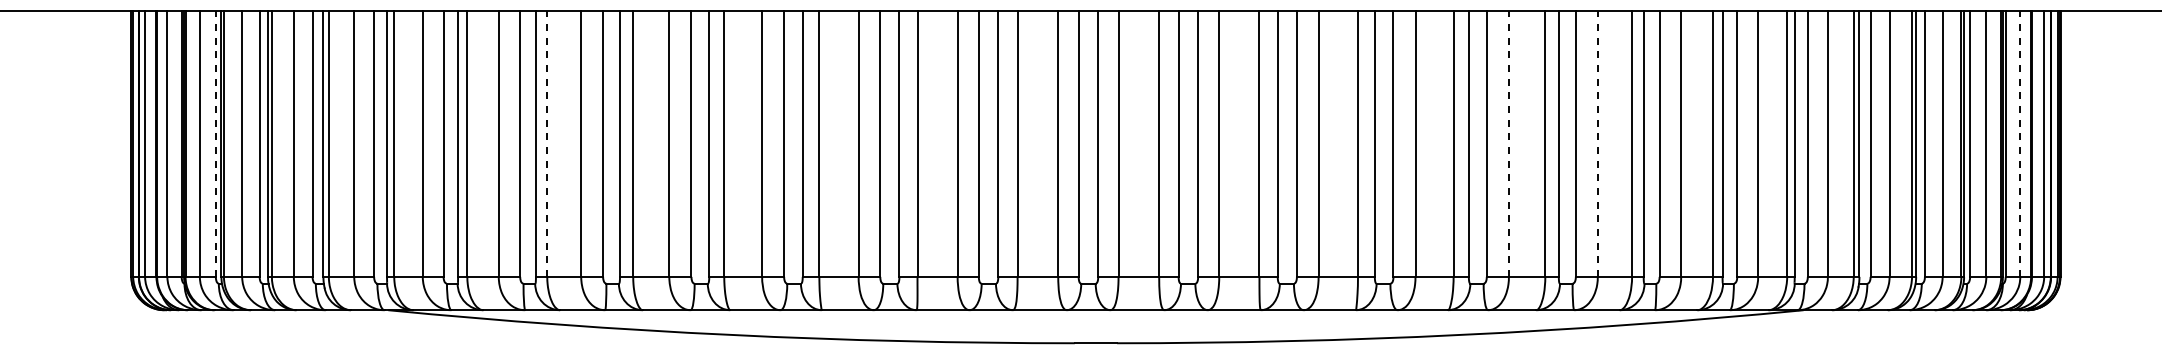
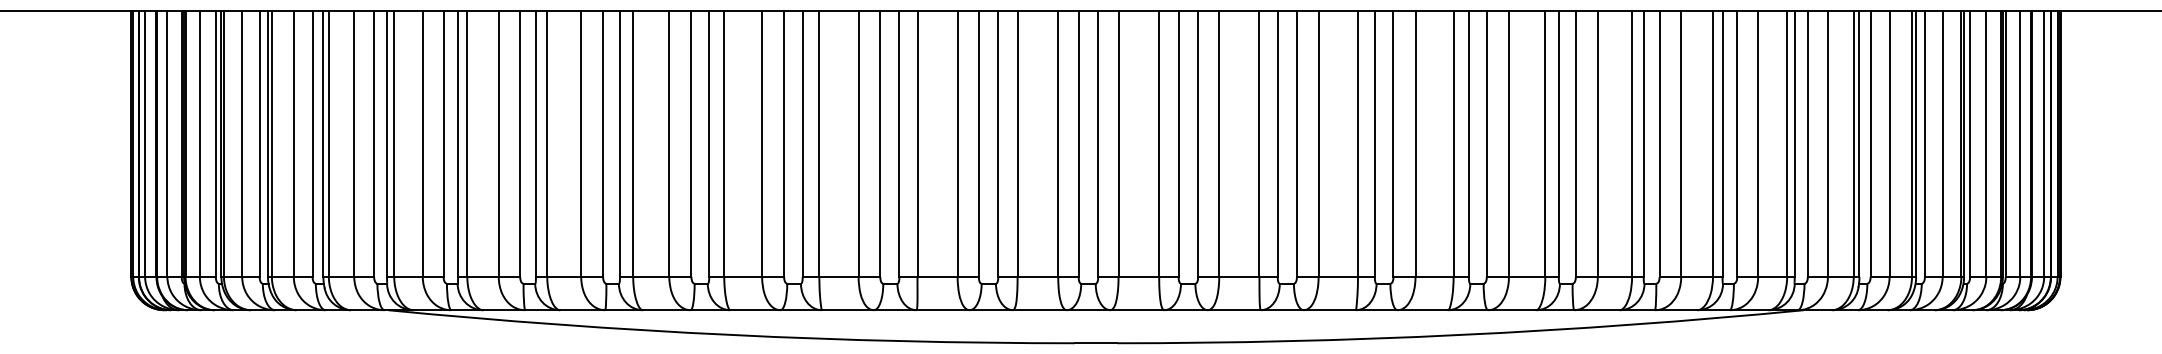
line: dashed -> solid (215, 143)
line: dashed -> solid (547, 143)
line: dashed -> solid (1508, 143)
line: dashed -> solid (1597, 143)
line: dashed -> solid (2020, 143)
